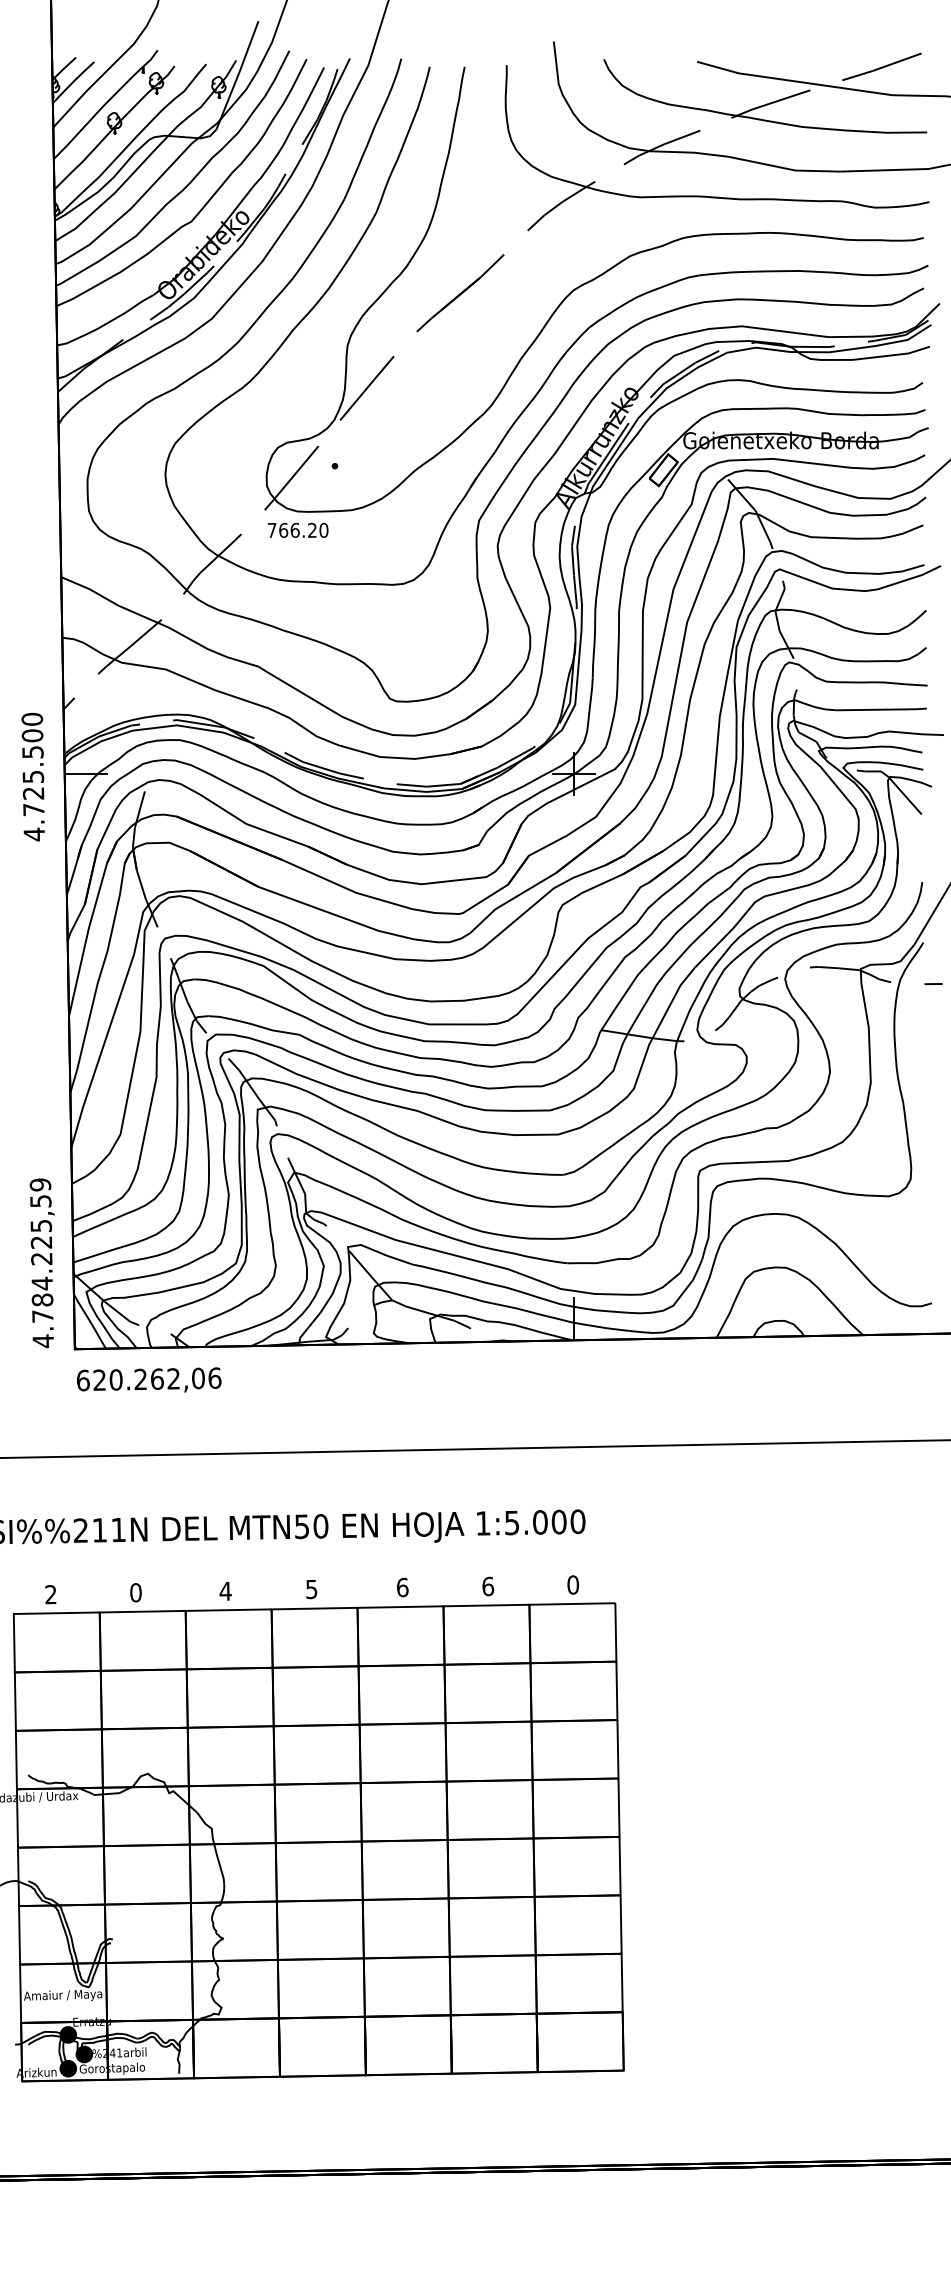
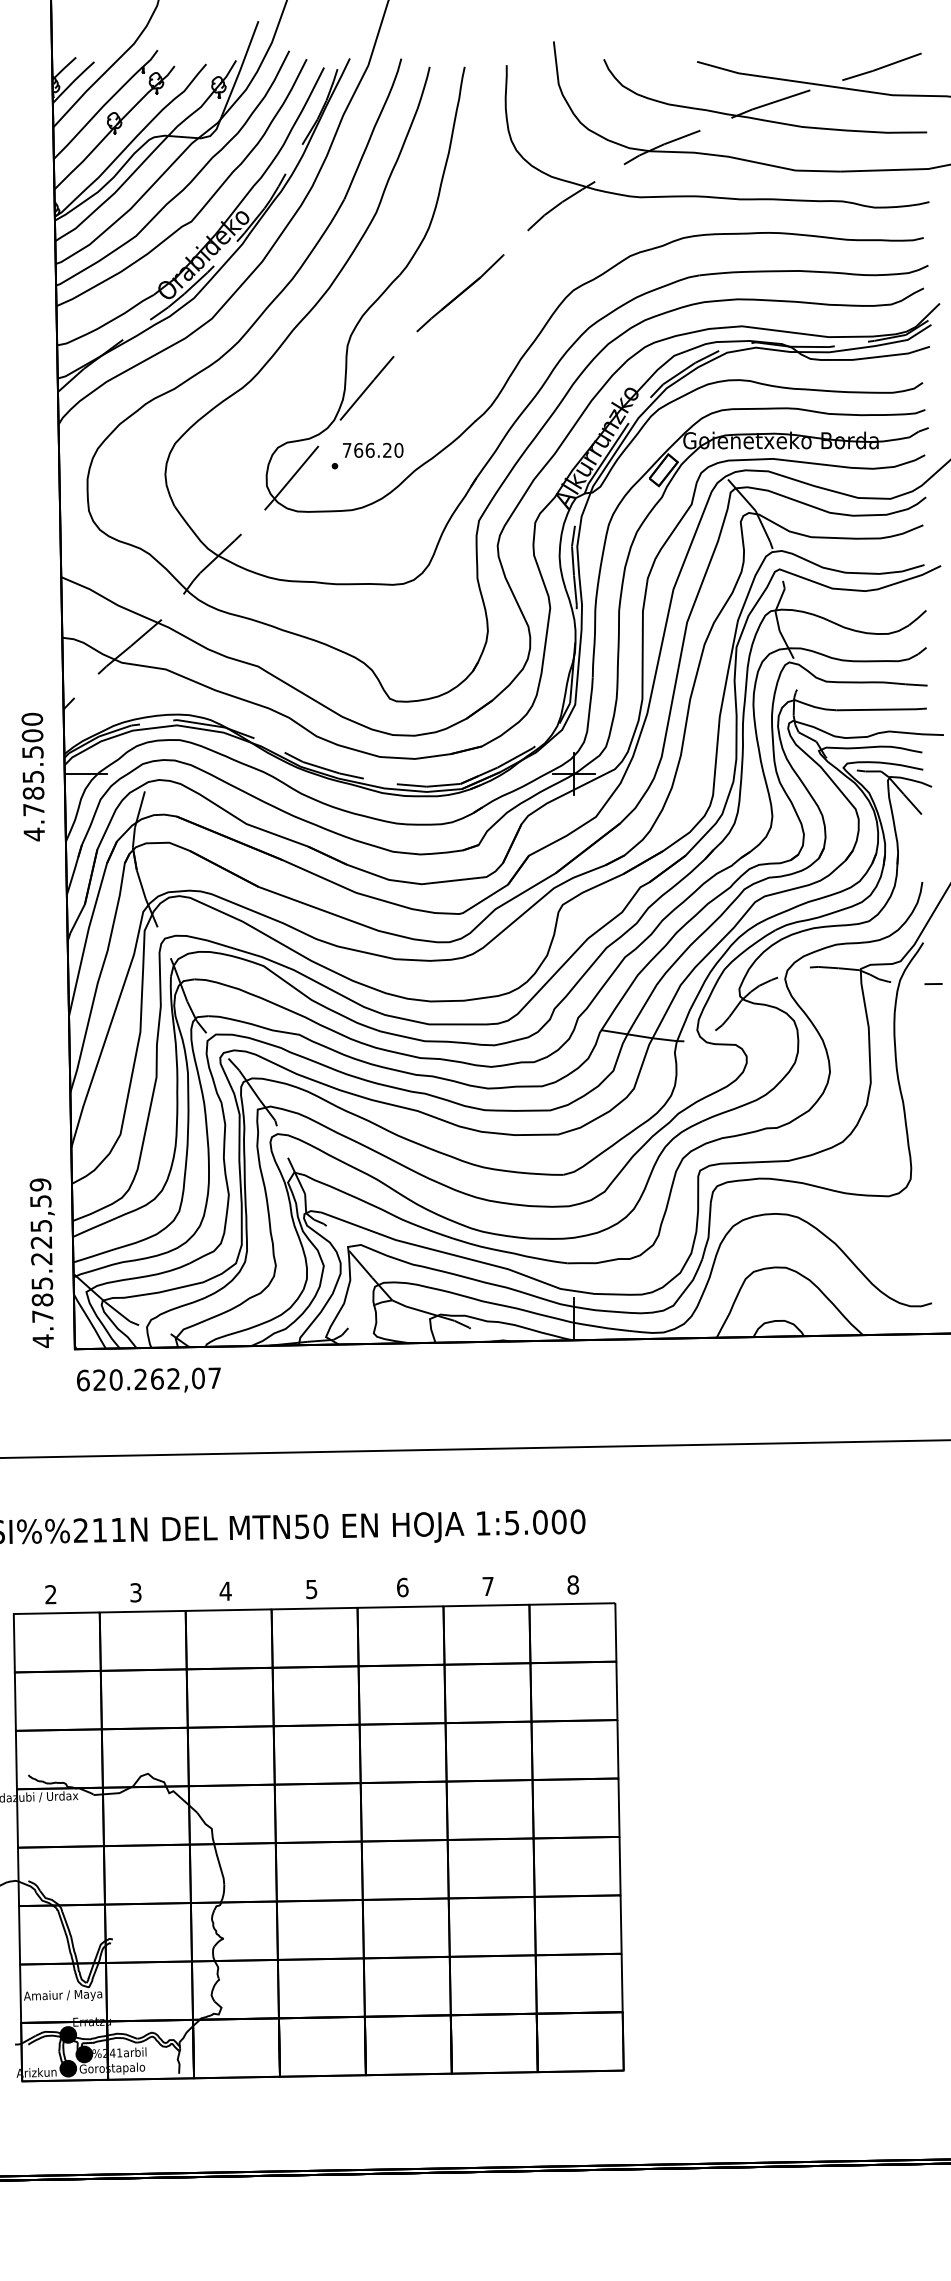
text position: (298, 529) -> (373, 449) (373, 449)
text: 4.725.500 -> 4.785.500 (33, 792)
text: 4.784.225,59 -> 4.785.225,59 (42, 1283)
text: 620.262,06 -> 620.262,07 (214, 1377)
text: 0 -> 8 (573, 1584)
text: 6 -> 7 (488, 1586)
text: 0 -> 3 (135, 1592)
